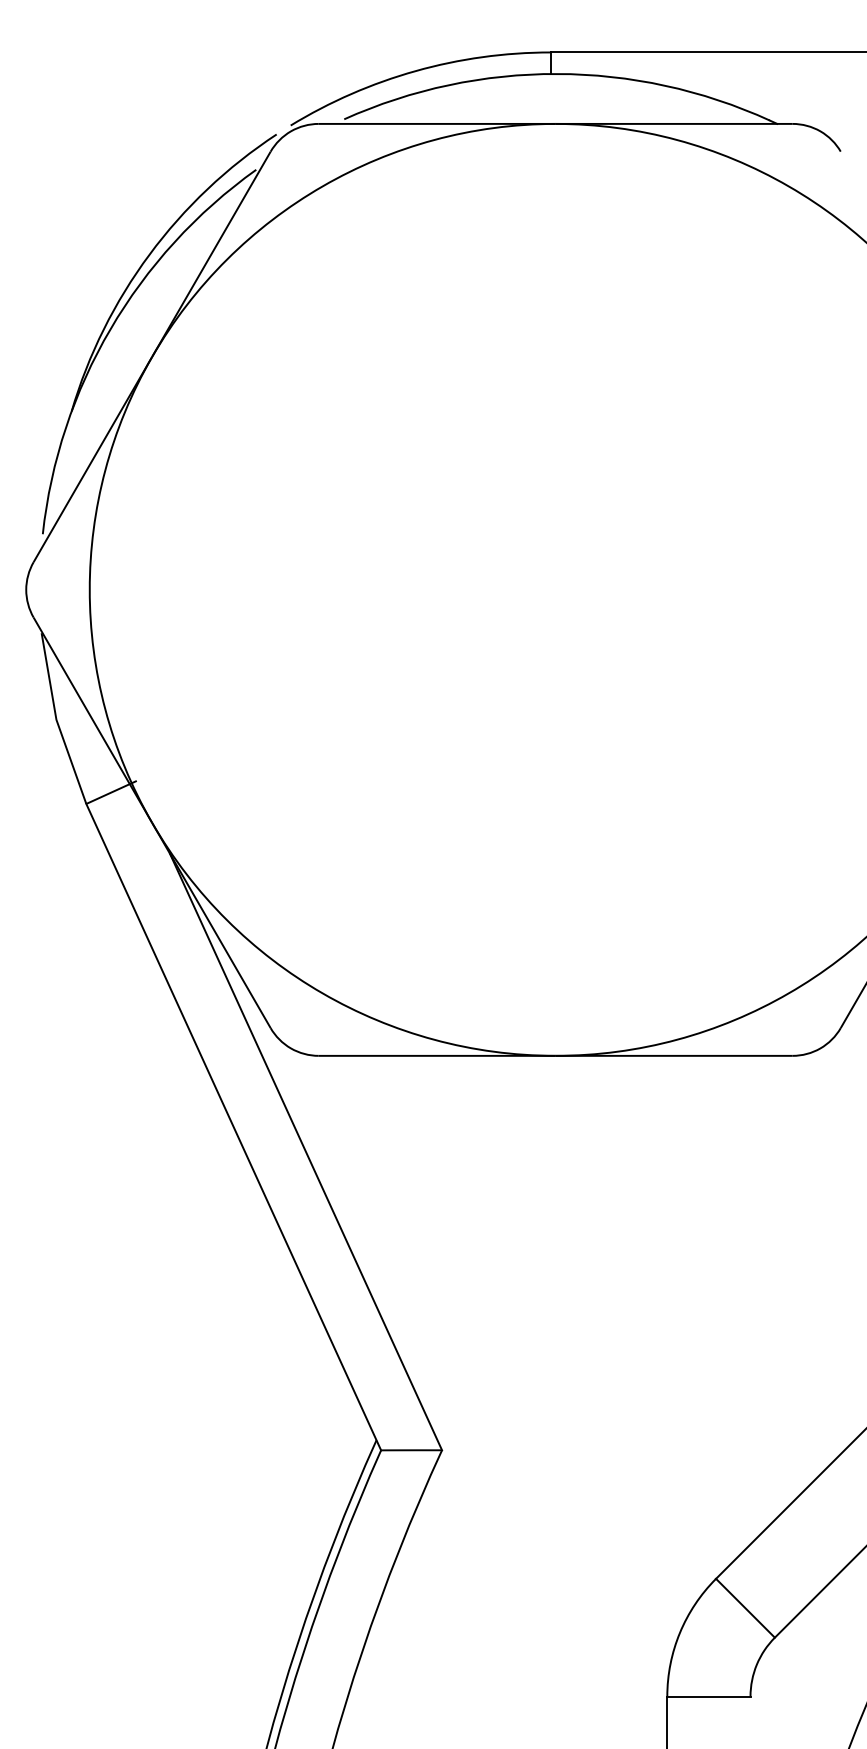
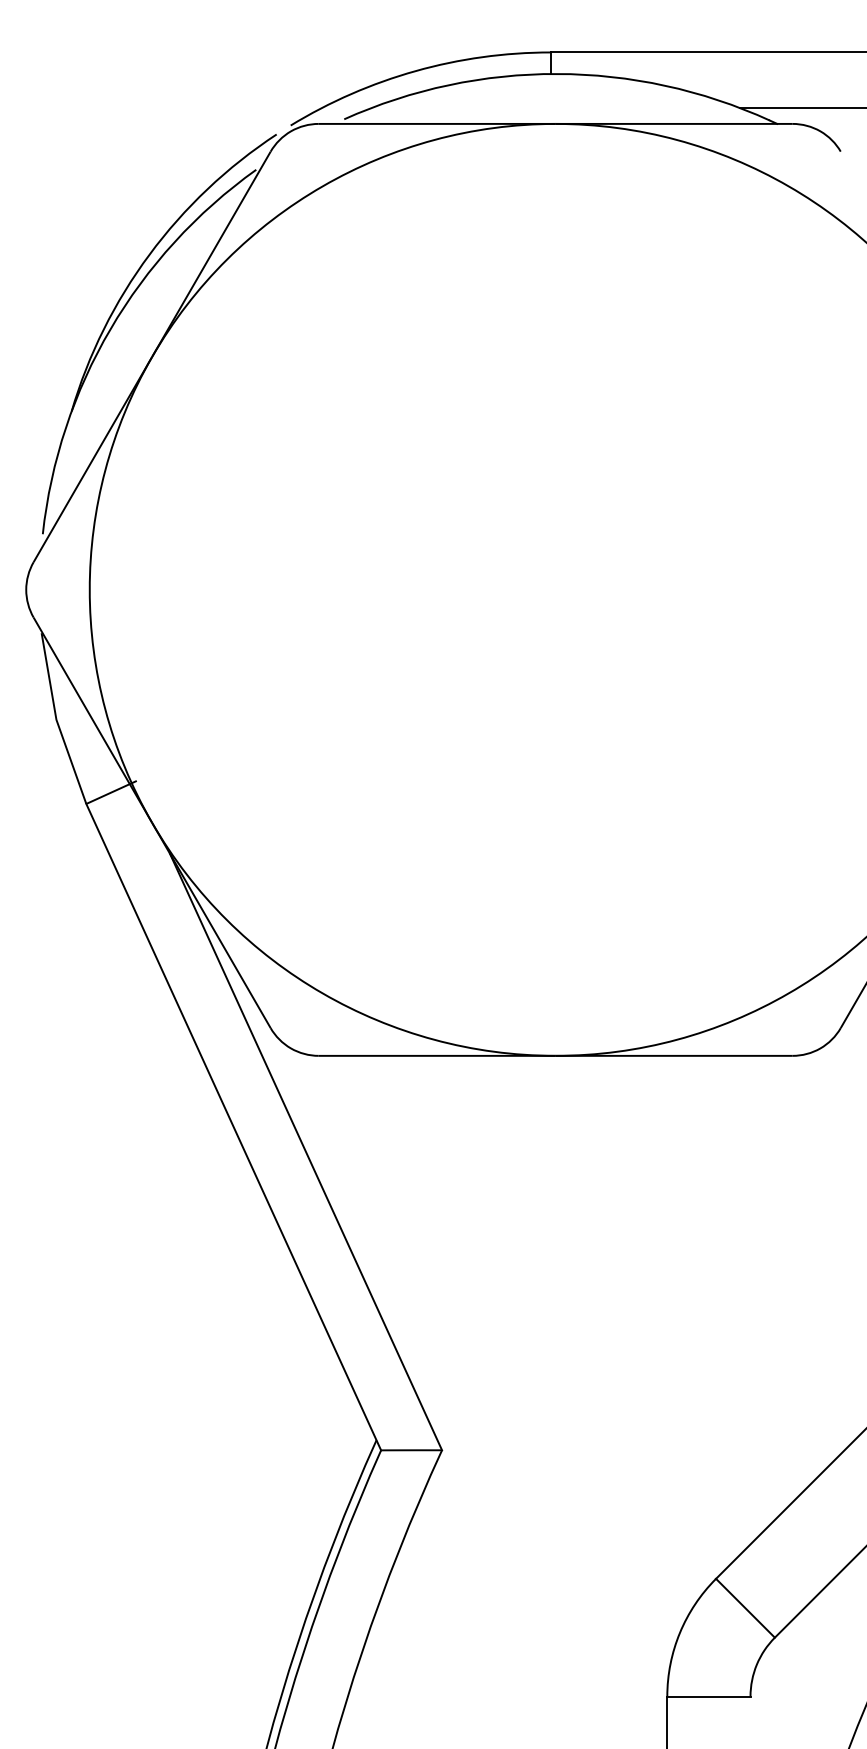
line: none -> present (801, 107)
